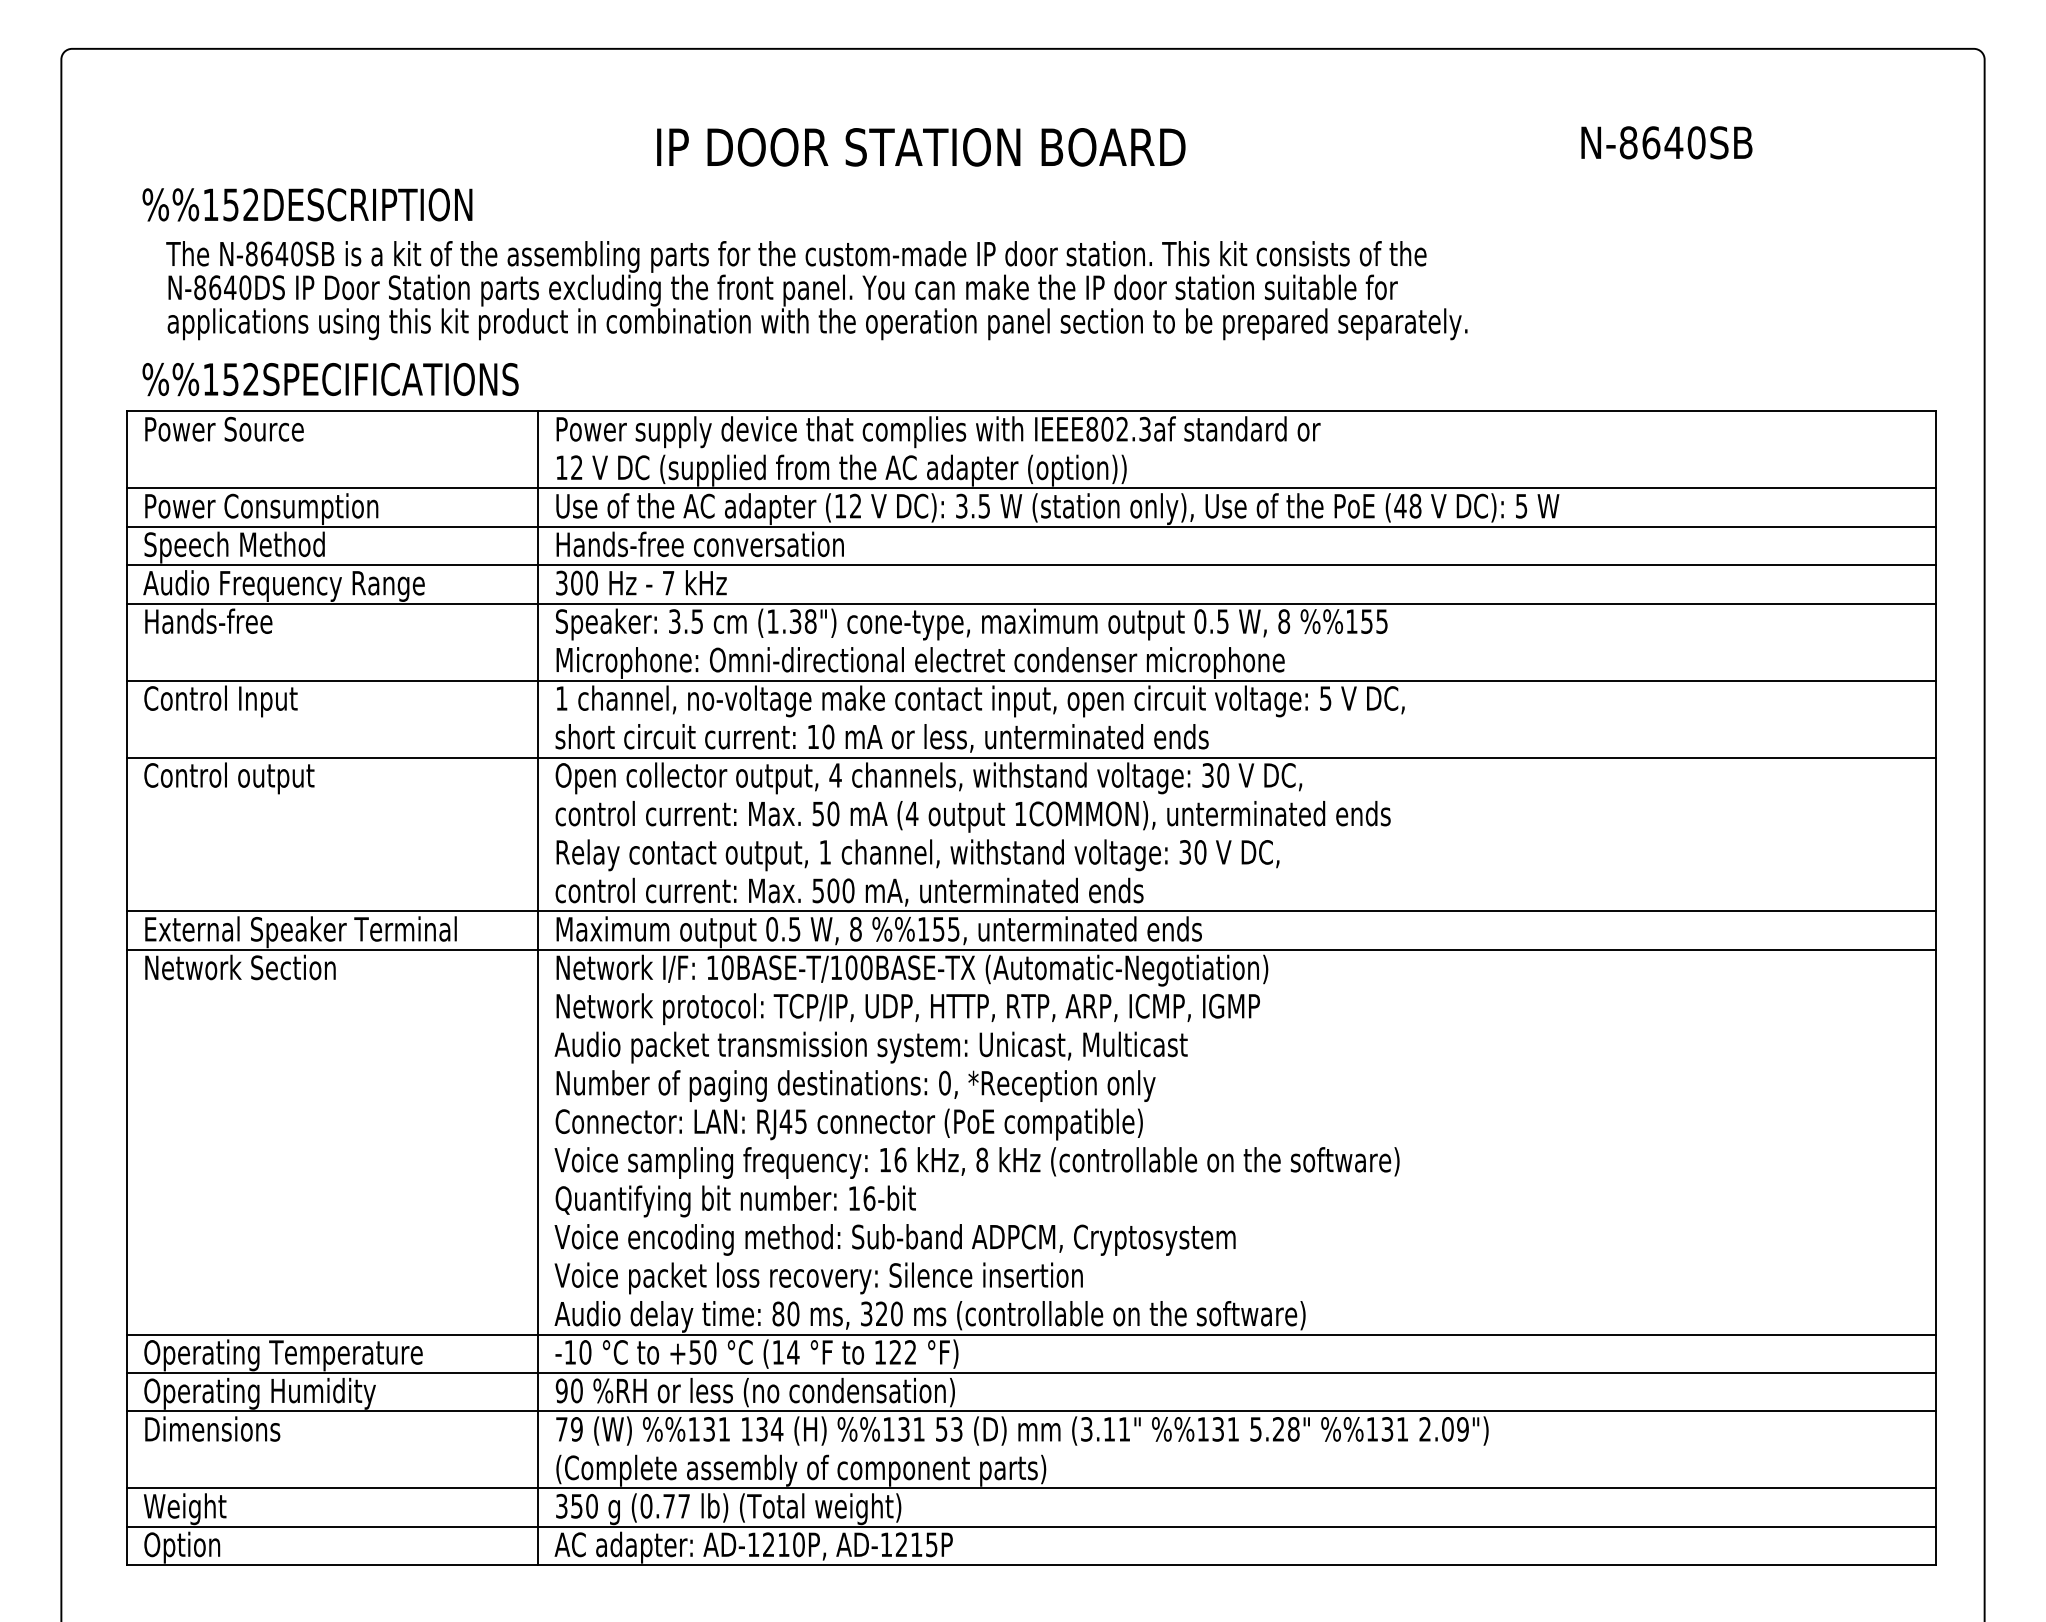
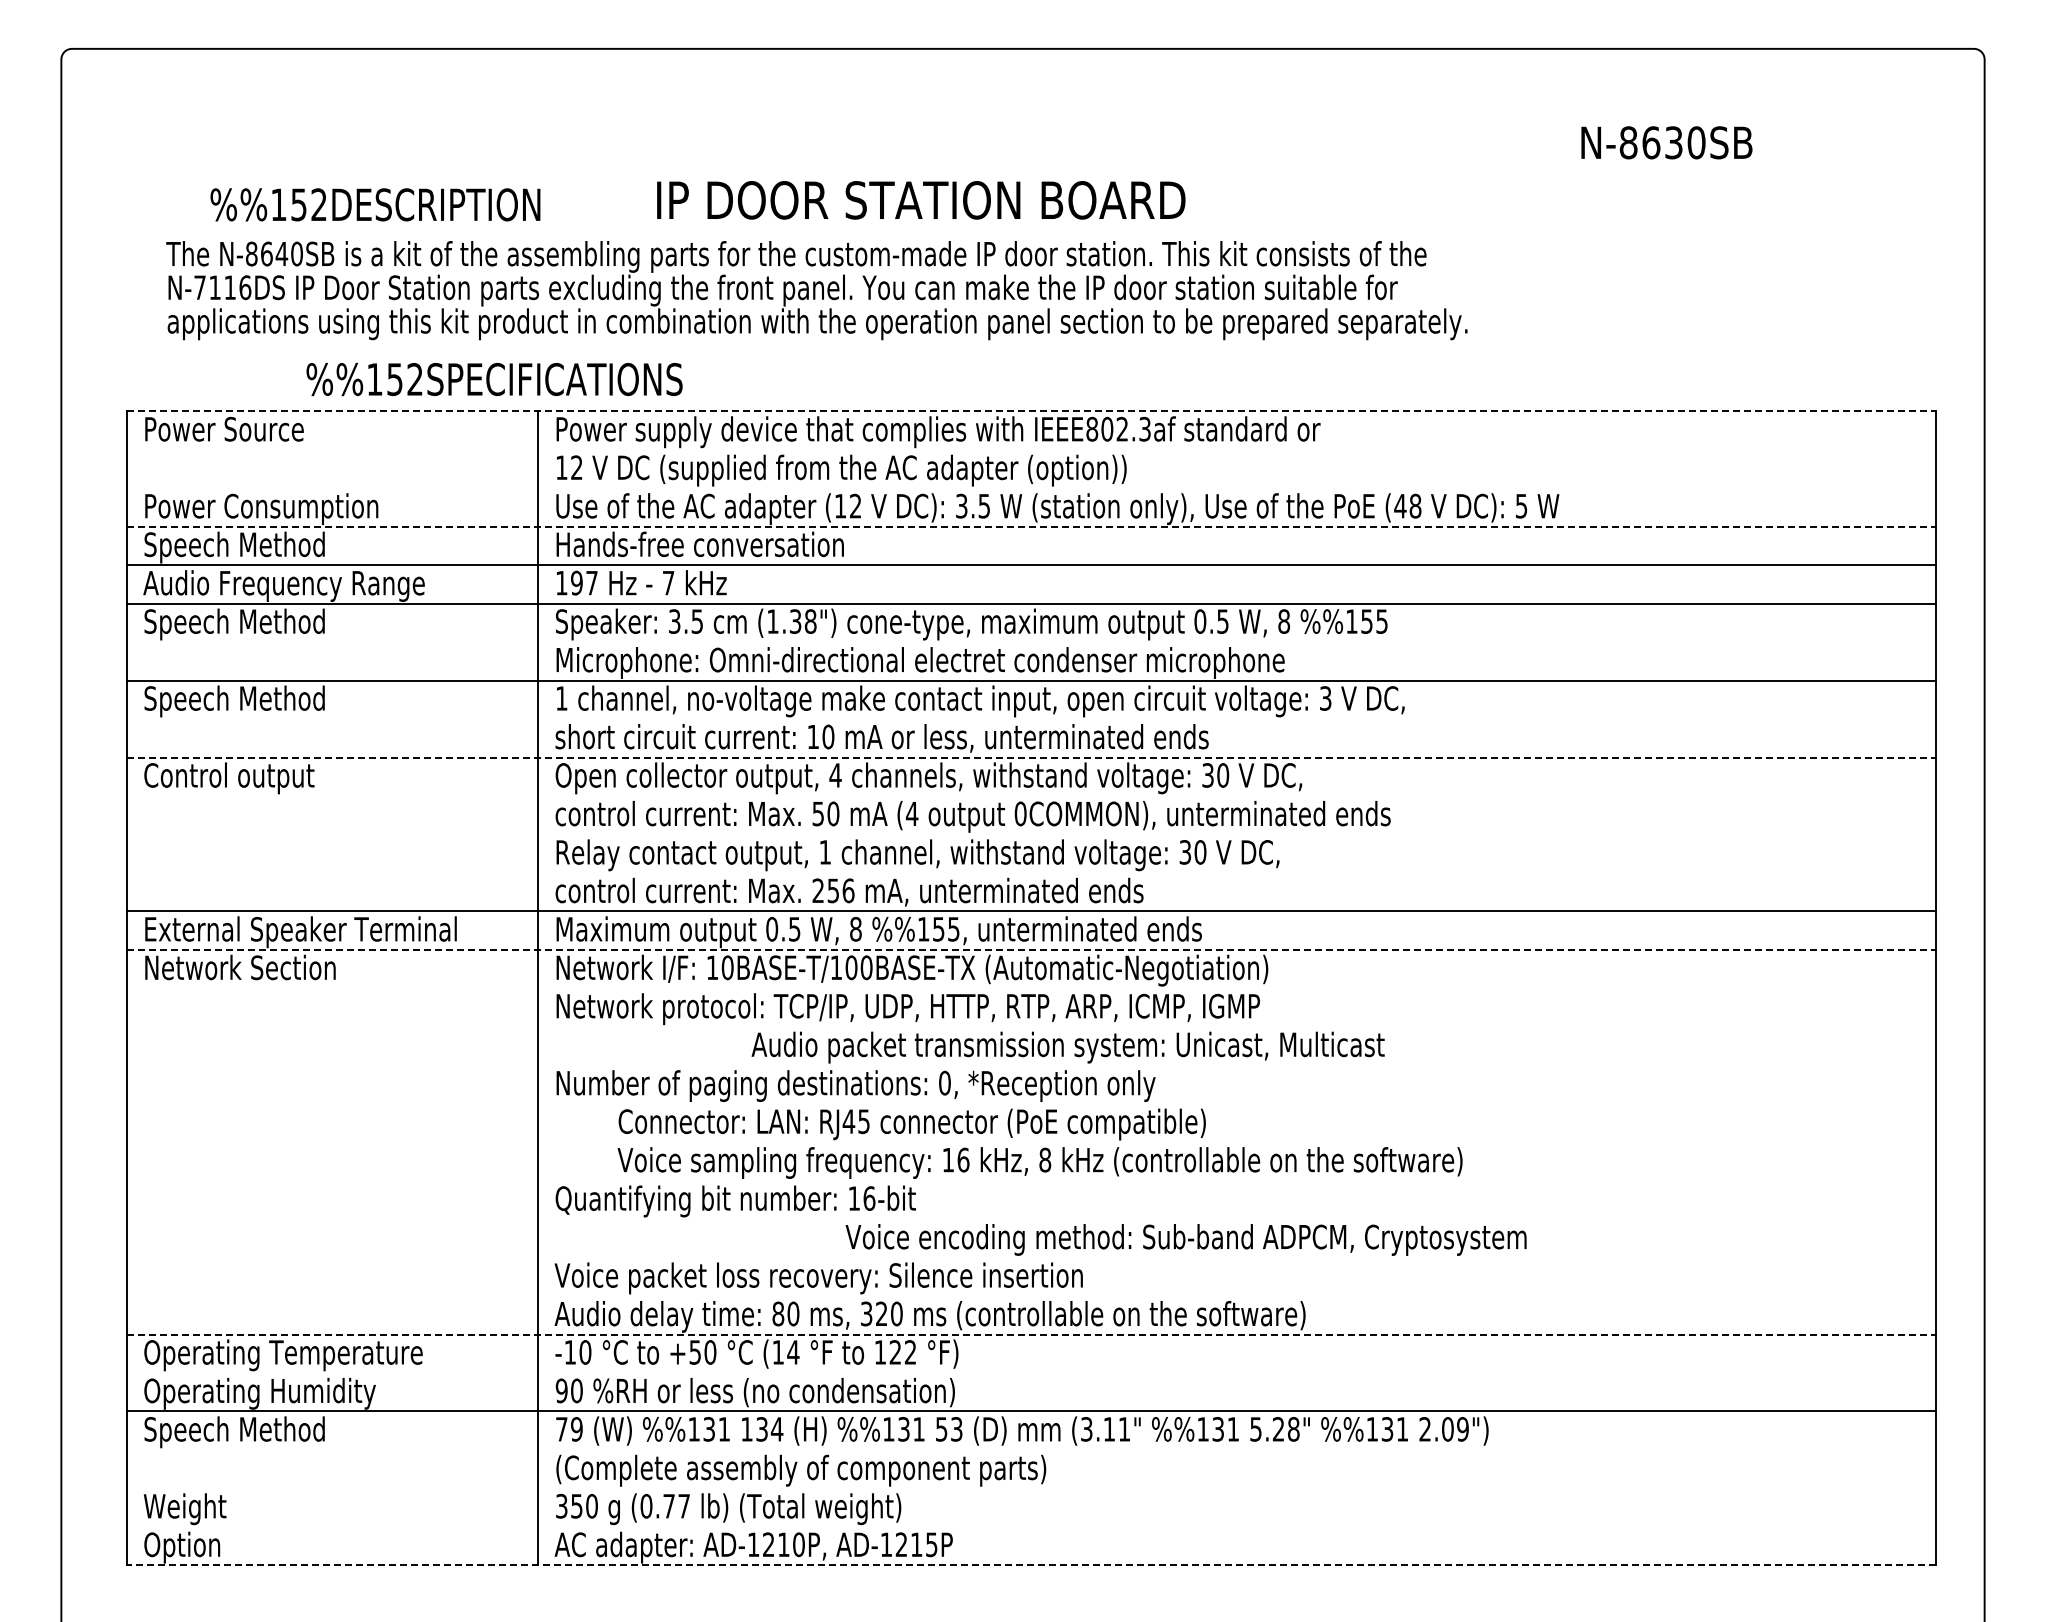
text: N-8640SB -> N-8630SB (1673, 142)
text position: (921, 147) -> (921, 200) (921, 200)
text position: (307, 204) -> (375, 204) (375, 204)
text: N-8640DS -> N-7116DS (222, 287)
text position: (330, 379) -> (494, 379) (494, 379)
line: solid -> dashed (1031, 411)
line: present -> none (1030, 488)
line: solid -> dashed (1031, 526)
text: 300 -> 197 (576, 582)
text: Hands-free -> Speech Method (234, 624)
text: 5 -> 3 (1325, 698)
text: Control Input -> Speech Method (234, 701)
line: solid -> dashed (1031, 757)
text: 1COMMON), -> 0COMMON), (1020, 813)
text: 500 -> 256 (833, 890)
line: solid -> dashed (1031, 949)
text position: (870, 1047) -> (1067, 1047) (1067, 1047)
text position: (976, 1143) -> (1039, 1143) (1039, 1143)
text position: (894, 1239) -> (1185, 1239) (1185, 1239)
line: solid -> dashed (1031, 1334)
line: present -> none (1030, 1373)
text: Dimensions -> Speech Method (234, 1432)
line: present -> none (1030, 1488)
line: present -> none (1030, 1526)
line: solid -> dashed (1030, 1565)
